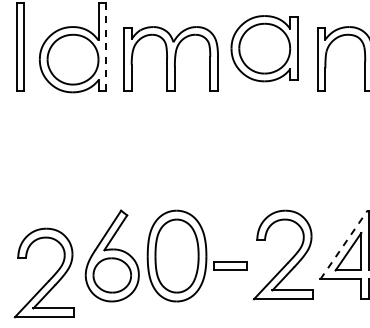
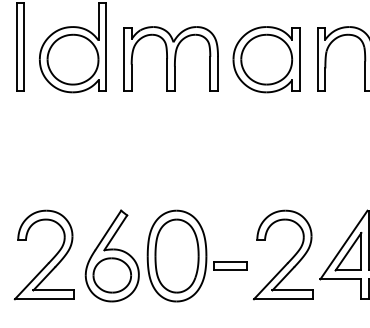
line: dashed -> solid (106, 47)
part position: (264, 48) -> (266, 59) (266, 59)
line: dashed -> solid (343, 245)
part position: (49, 278) -> (49, 260) (49, 260)
